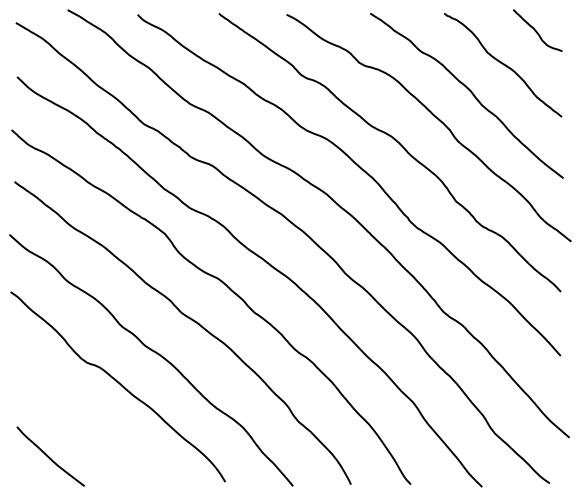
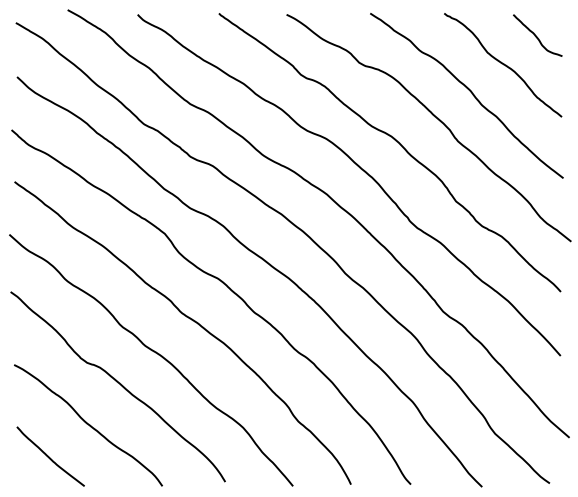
curve position: (536, 30) -> (536, 35) (536, 35)
curve: none -> present (88, 425)
